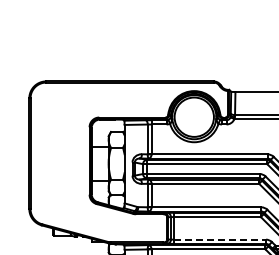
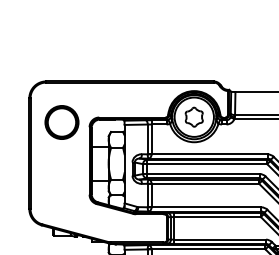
part: none -> present (193, 116)
part: none -> present (61, 122)
line: dashed -> solid (220, 239)
